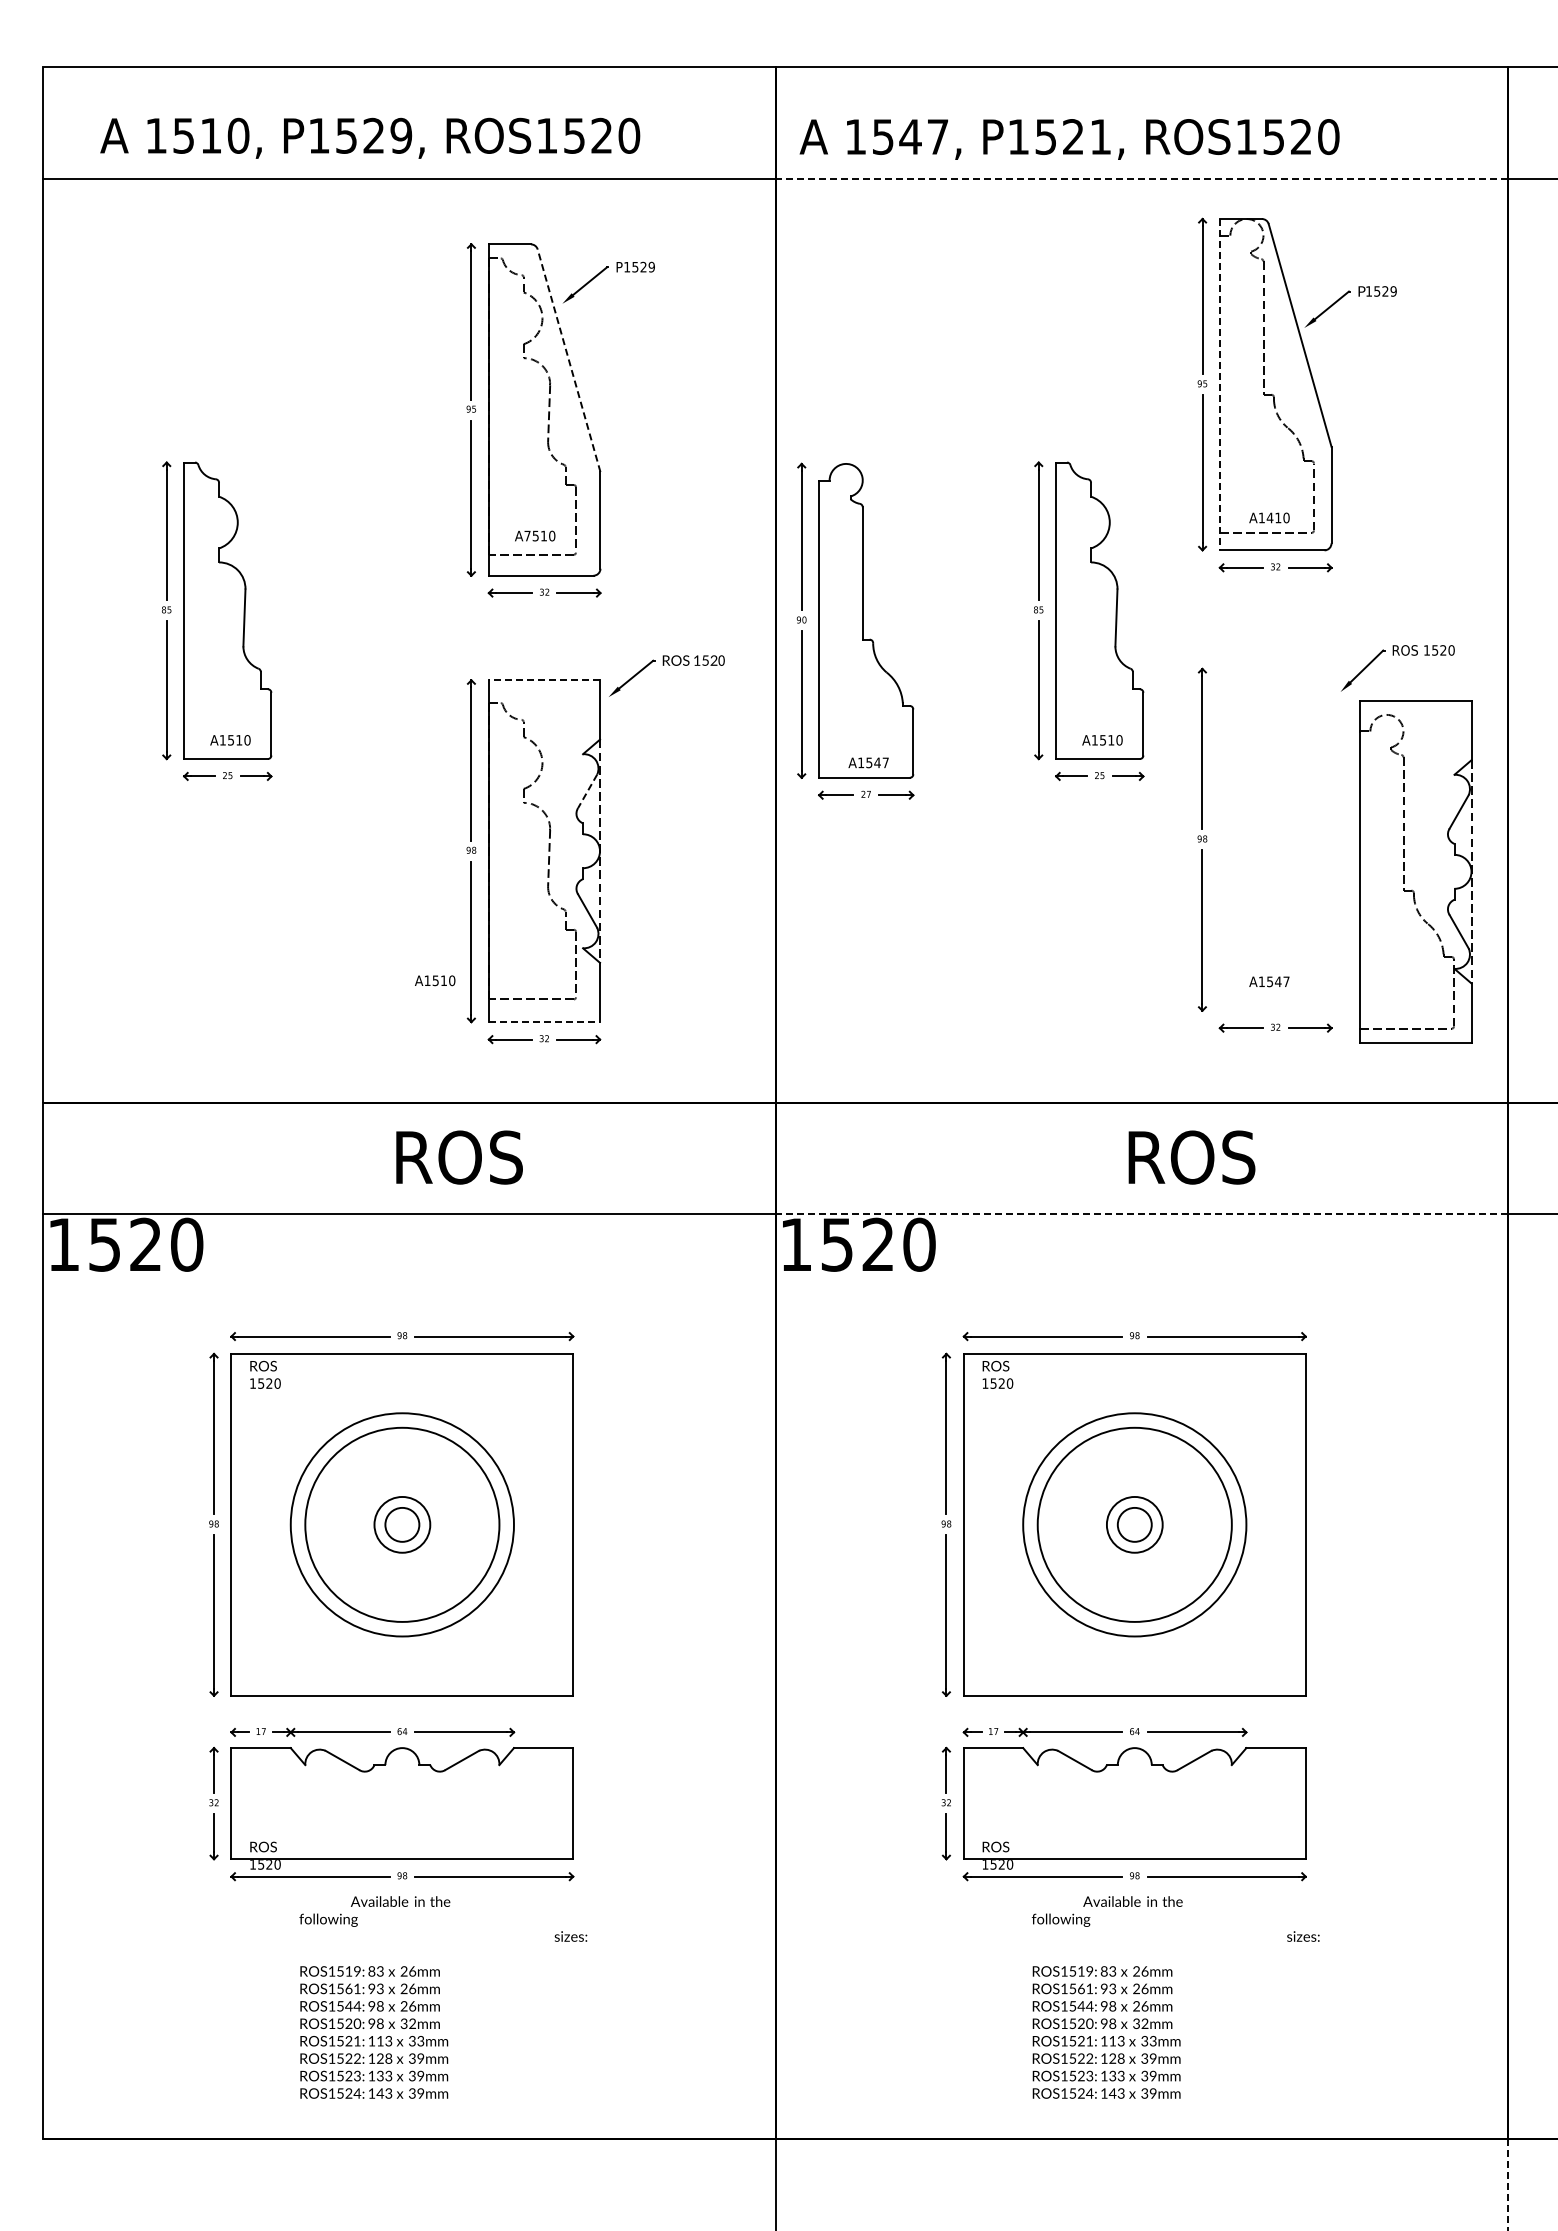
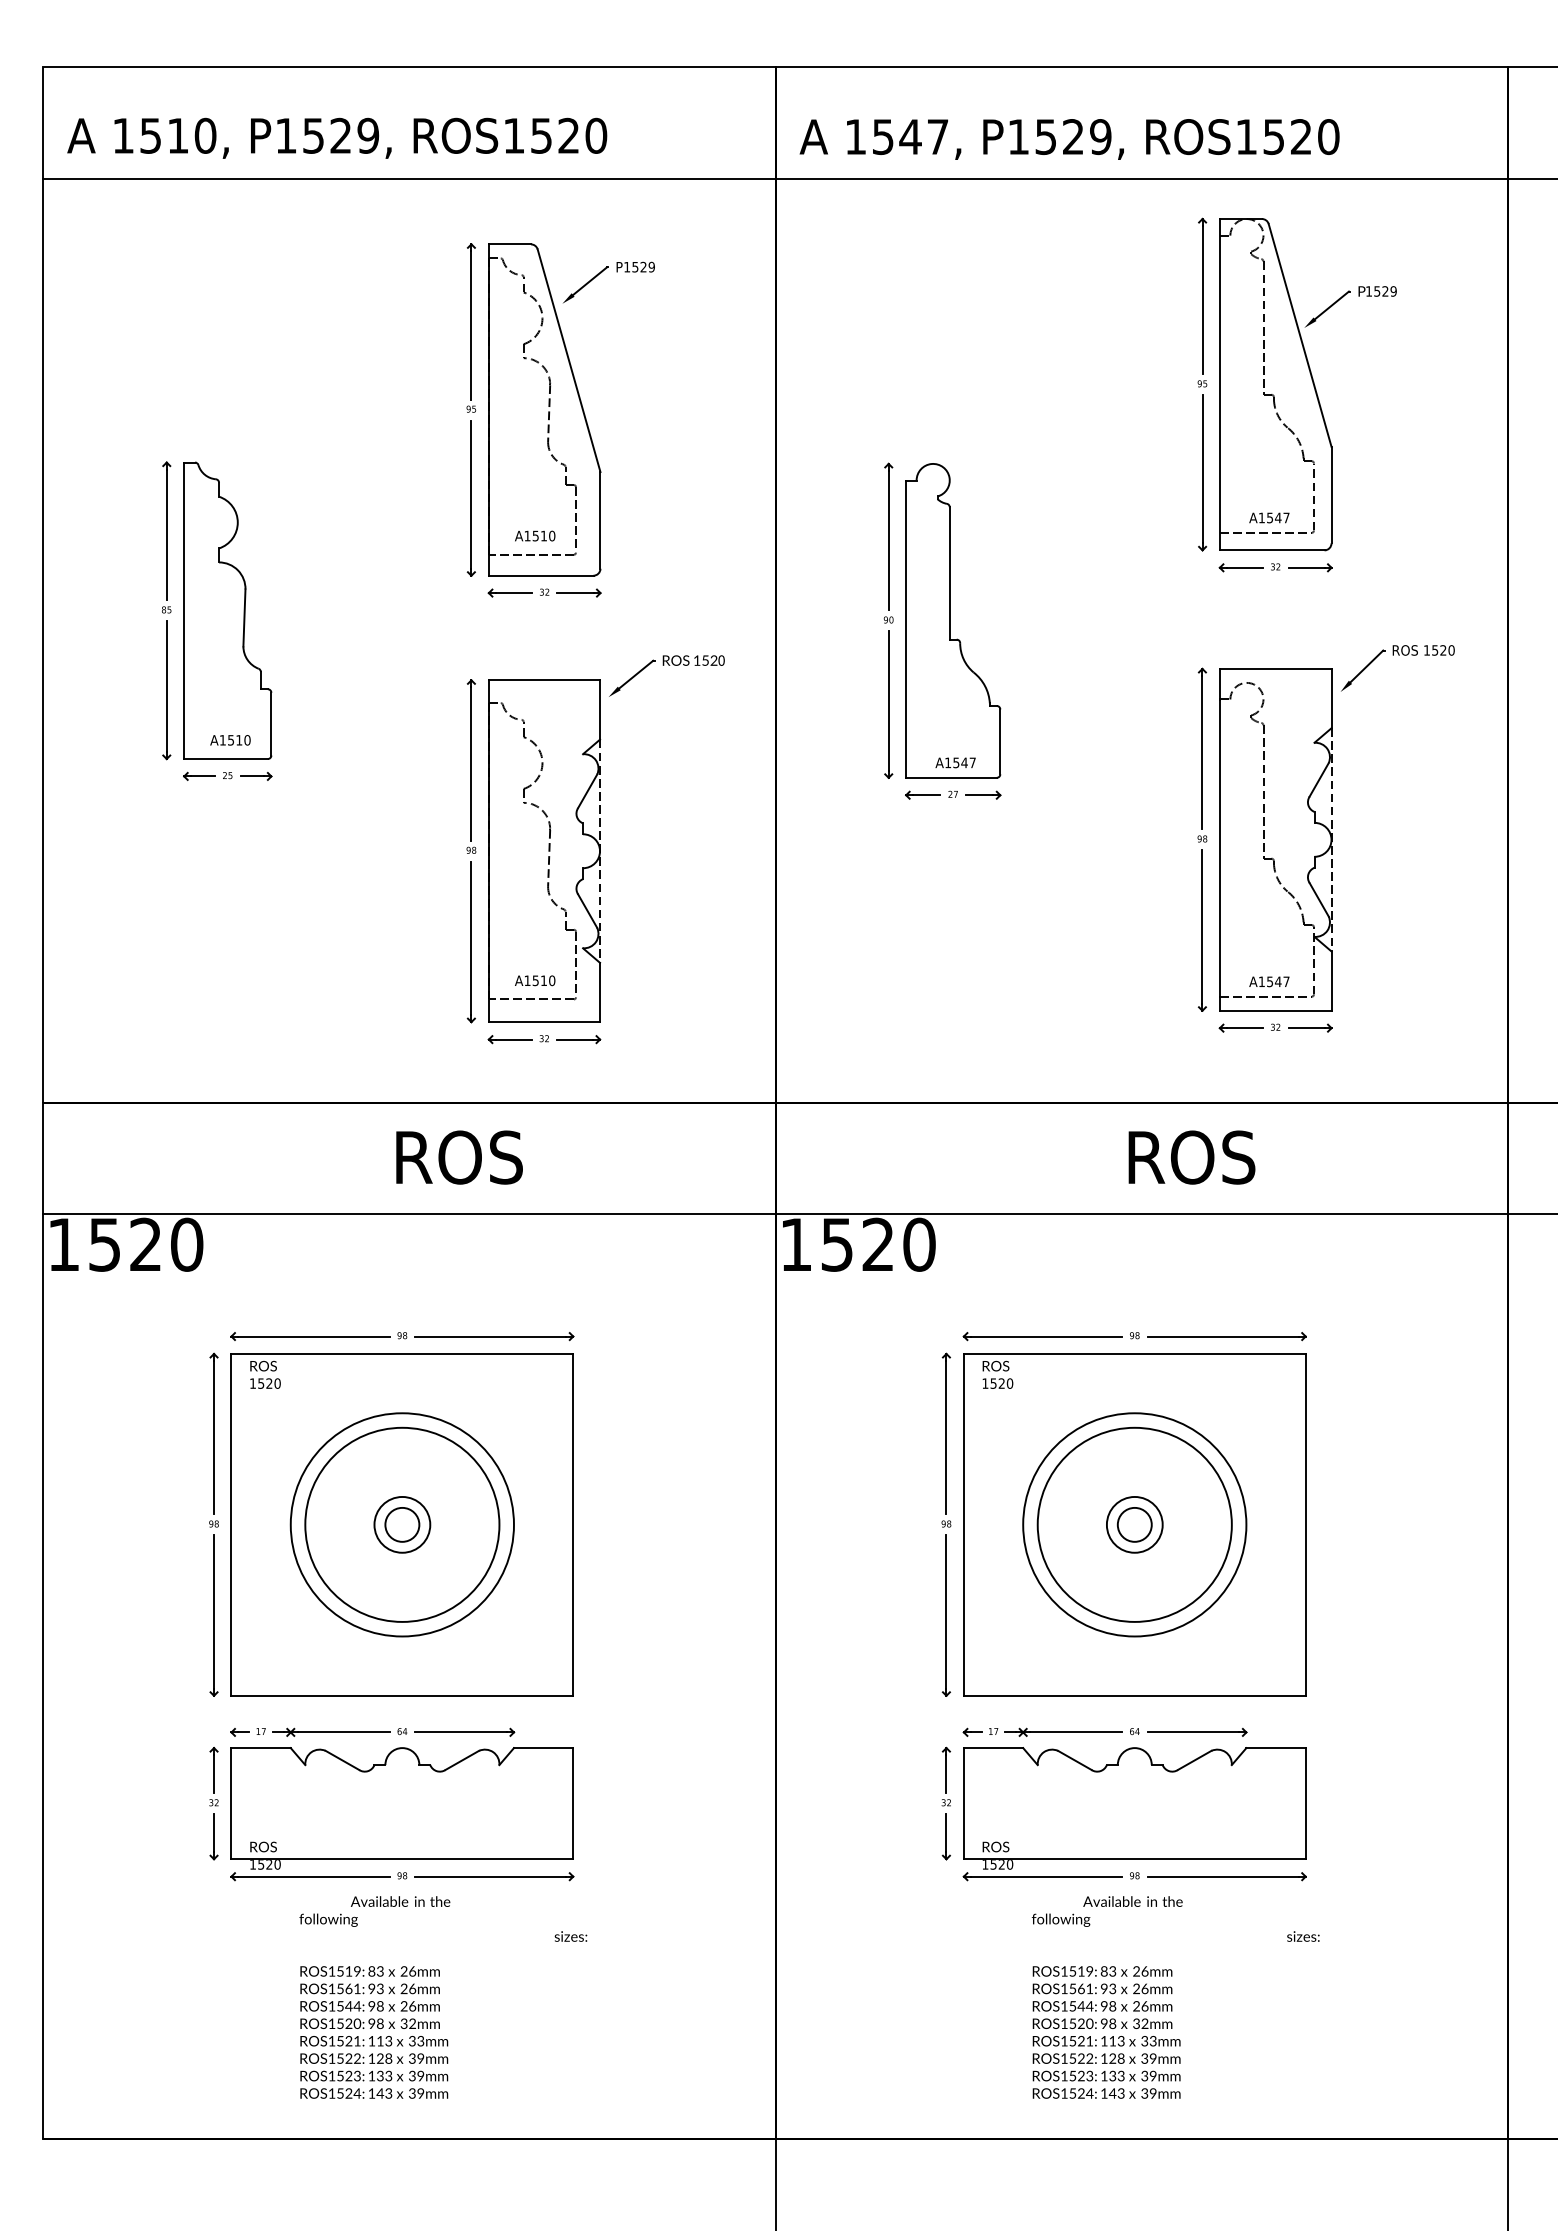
text position: (370, 137) -> (337, 137) (337, 137)
text: P1521, -> P1529, (1100, 137)
line: dashed -> solid (1141, 178)
line: dashed -> solid (569, 360)
line: dashed -> solid (1219, 384)
text: A1410 -> A1547 (1277, 517)
text: A7510 -> A1510 (527, 535)
part: present -> none (1089, 620)
part position: (855, 630) -> (942, 630) (942, 630)
line: dashed -> solid (544, 680)
line: dashed -> solid (587, 791)
part position: (1415, 871) -> (1275, 839) (1275, 839)
text position: (435, 980) -> (535, 980) (535, 980)
line: dashed -> solid (544, 1022)
line: dashed -> solid (1141, 1214)
line: dashed -> solid (1508, 2184)
